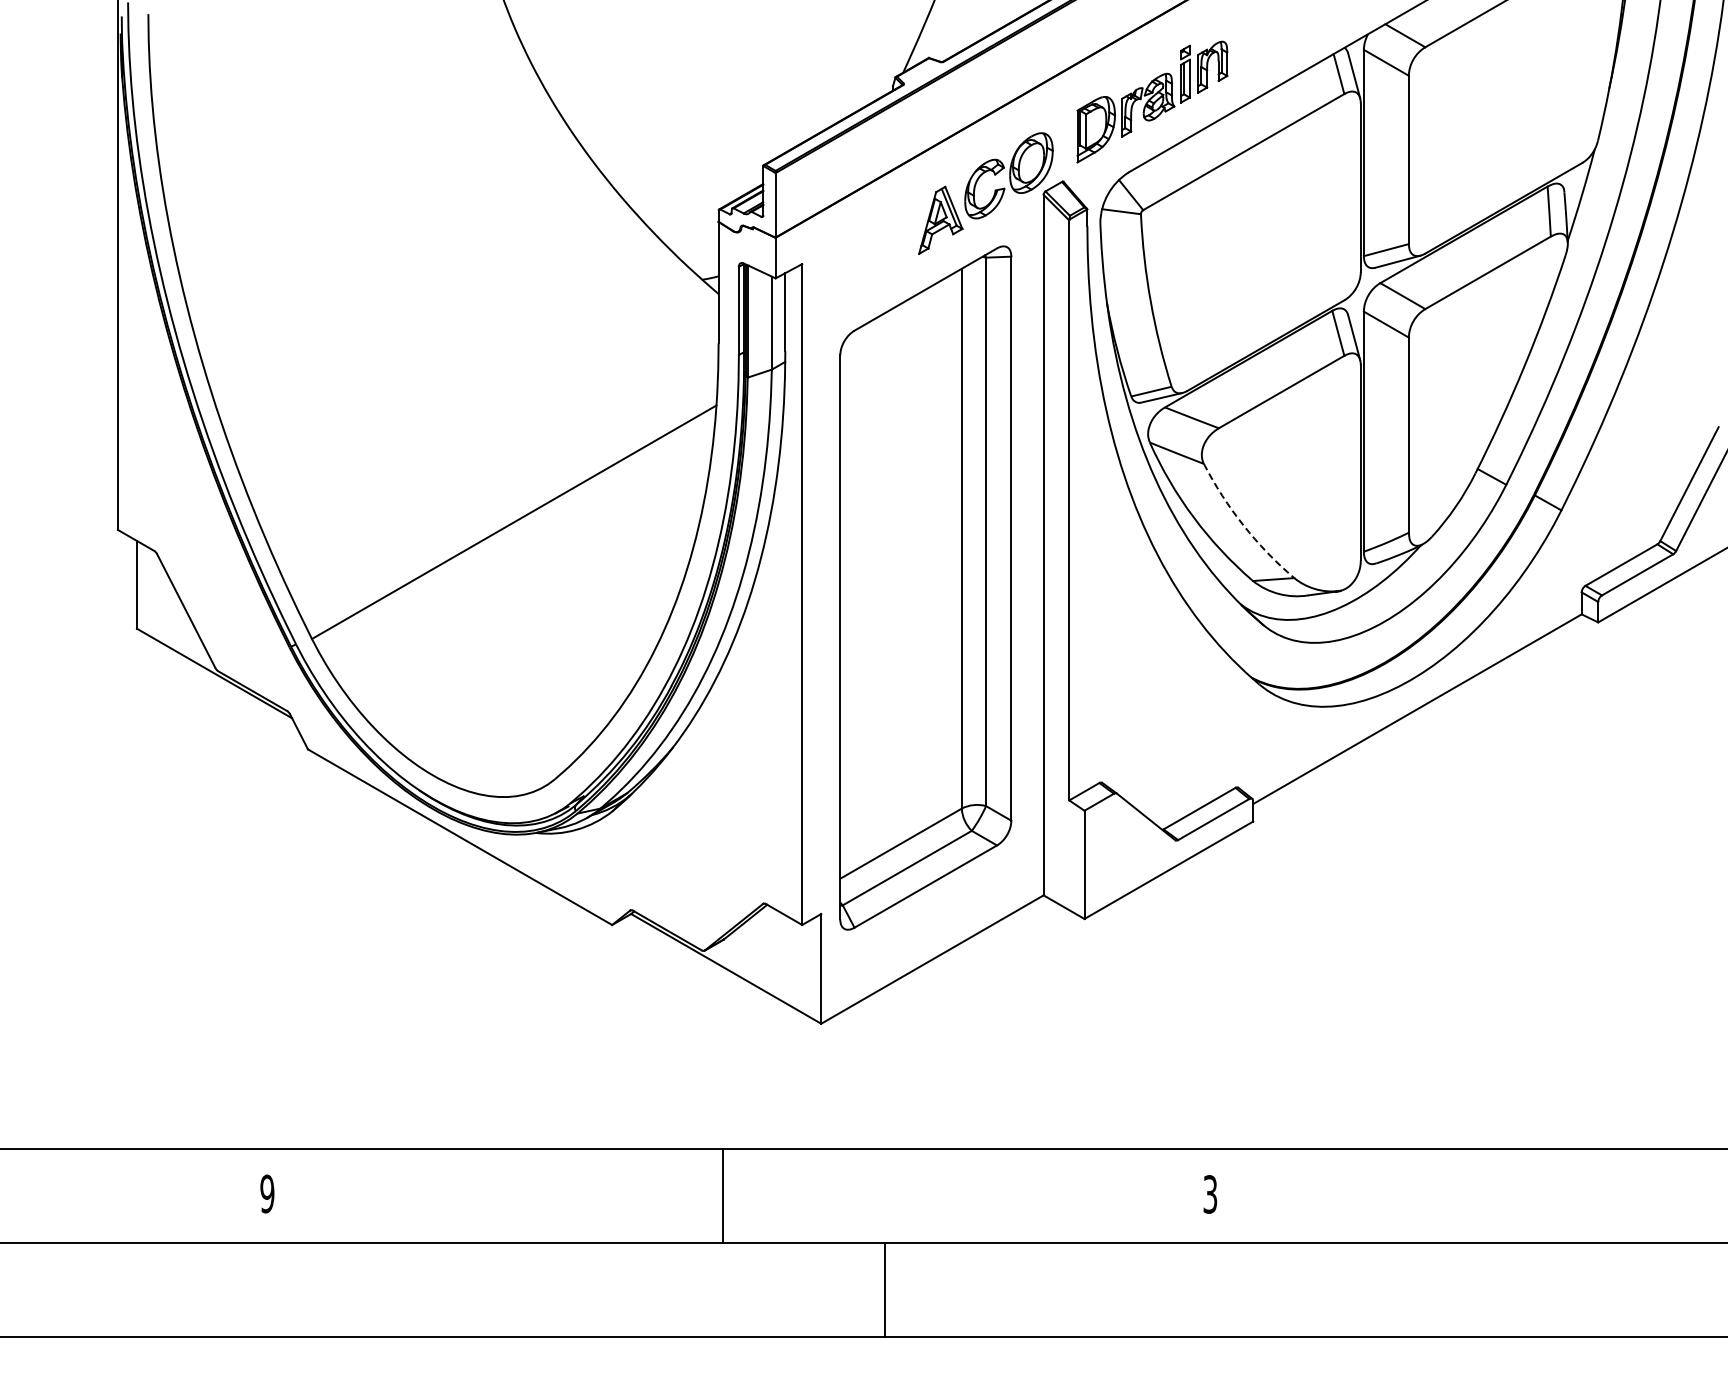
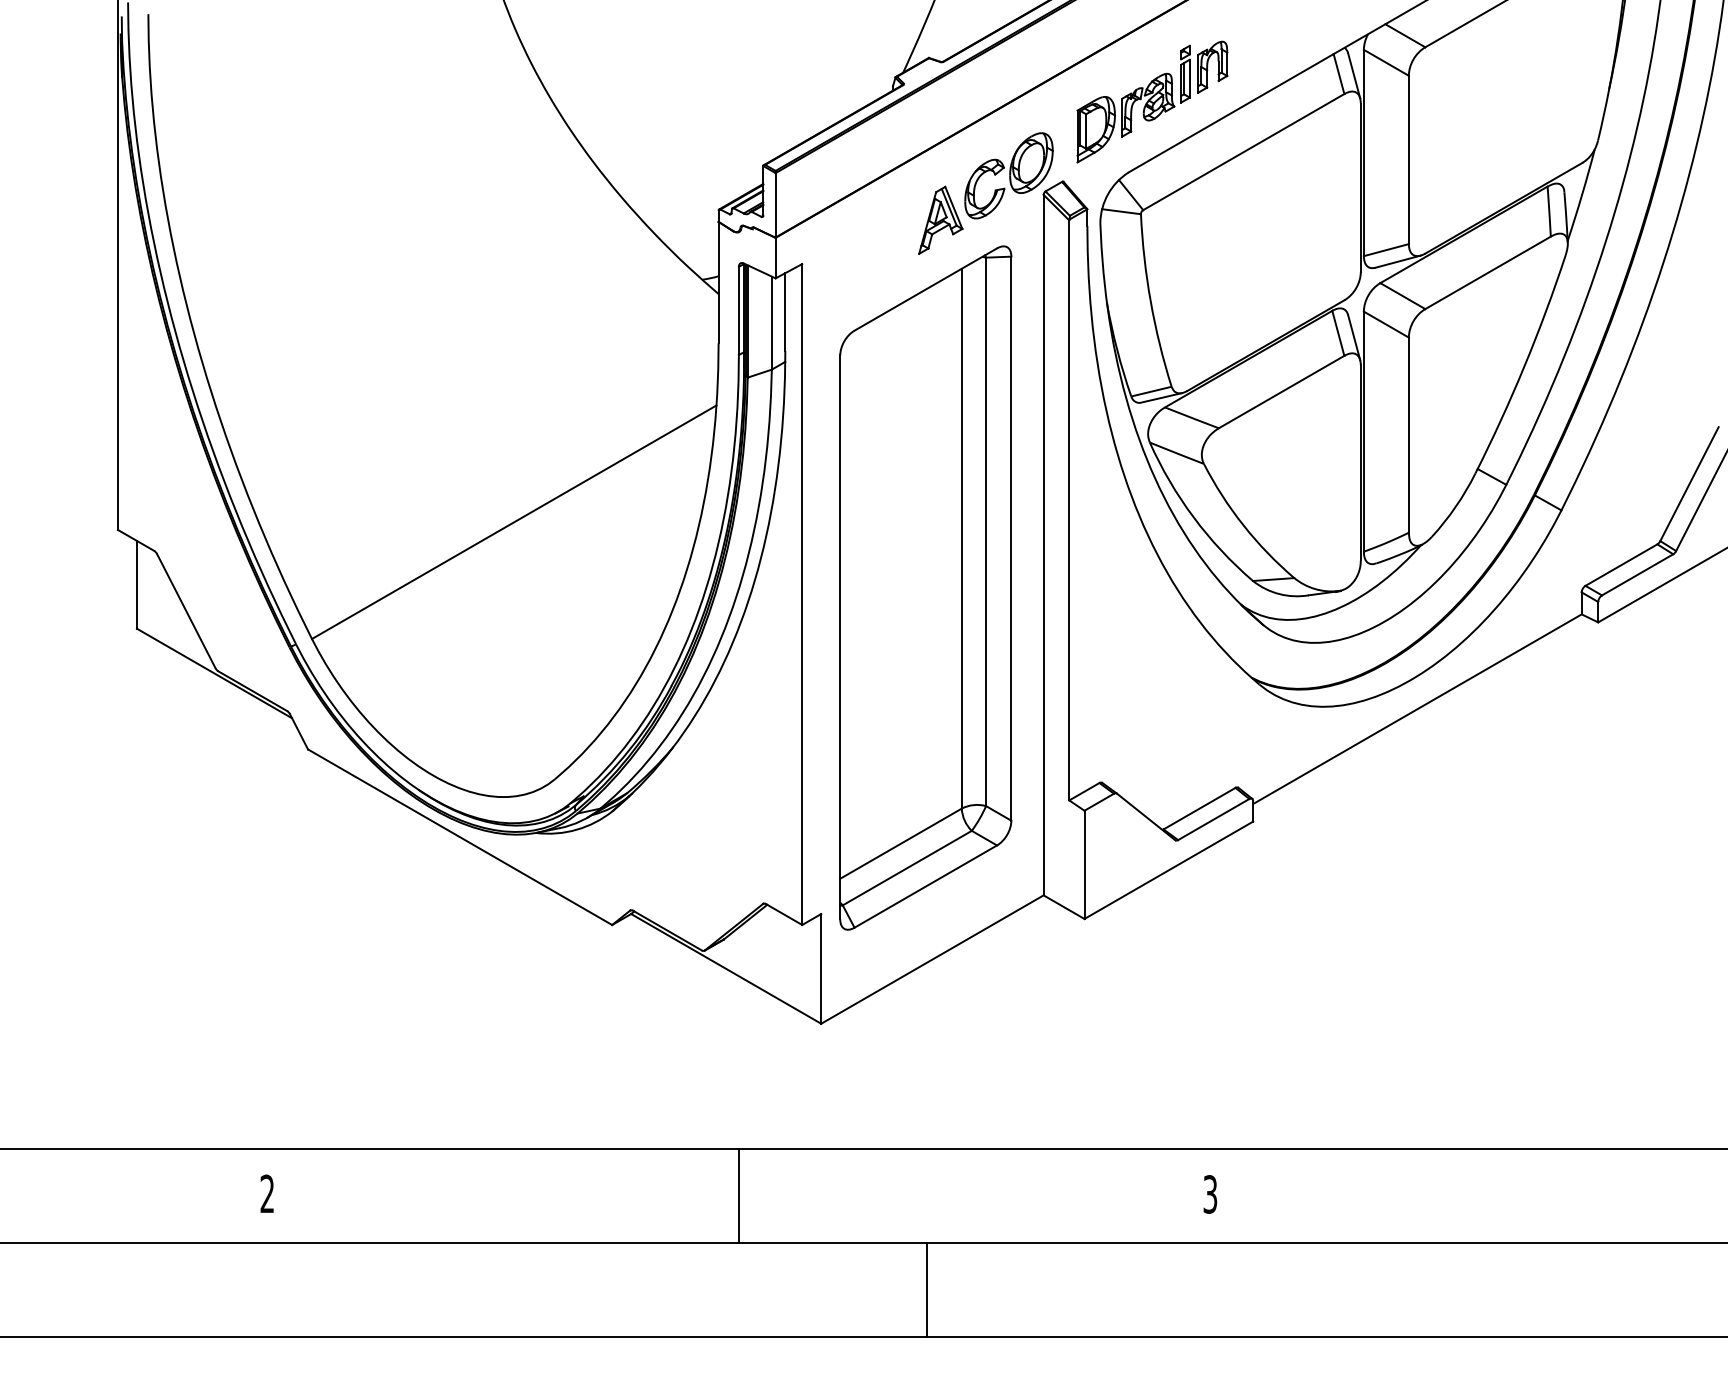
arc: dashed -> solid (1243, 525)
text: 9 -> 2 (267, 1193)
line position: (723, 1195) -> (739, 1195) (739, 1195)
line position: (885, 1289) -> (927, 1289) (927, 1289)
